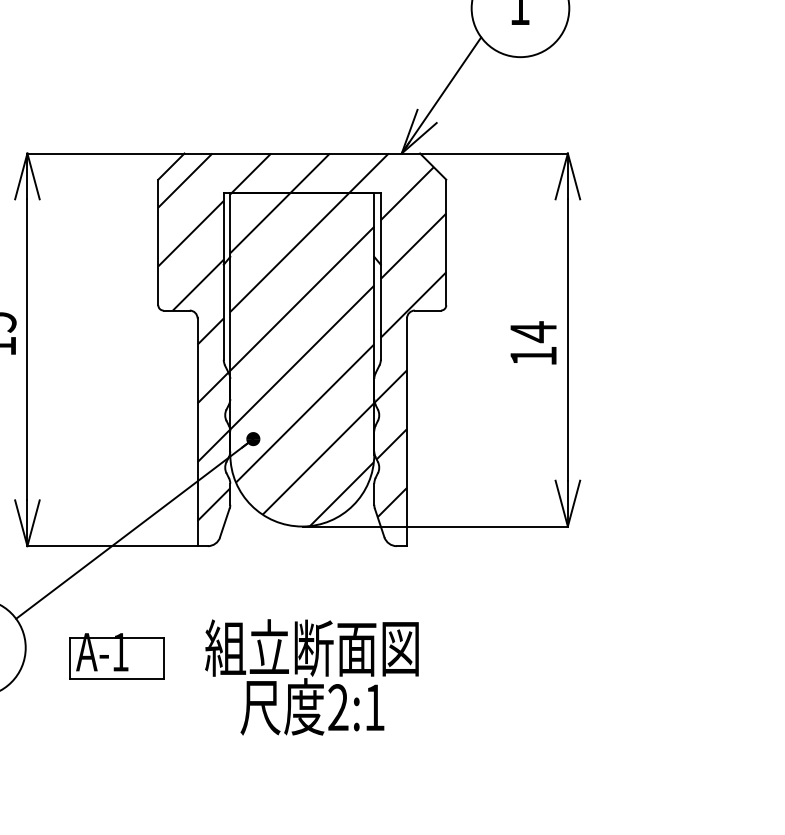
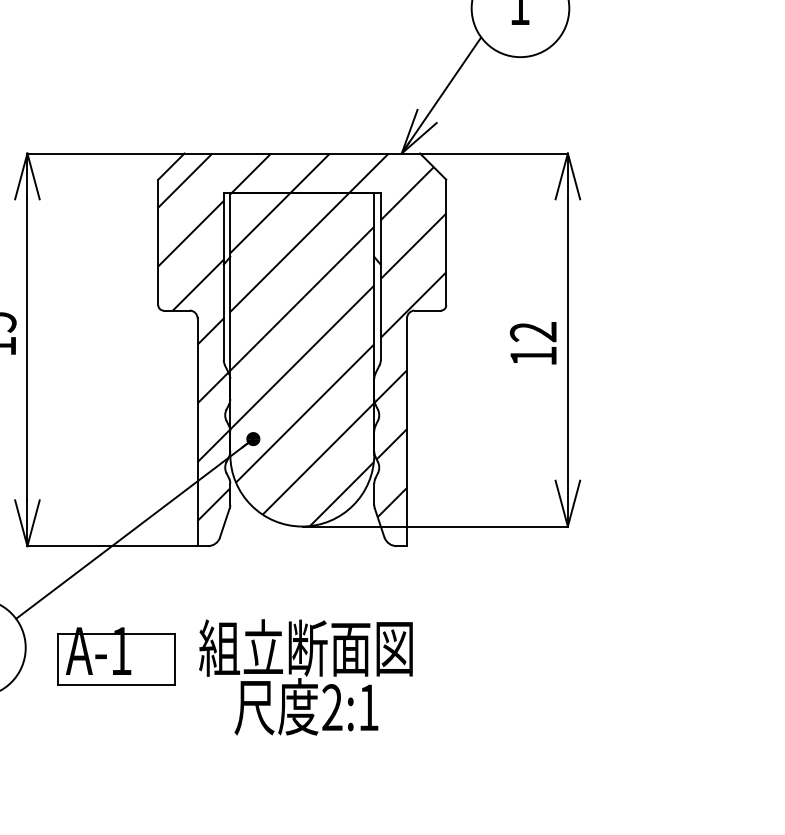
text: 14 -> 12 (532, 332)
part size: 96x47 px -> 119x59 px (116, 656)
text position: (311, 677) -> (305, 677) (305, 677)
